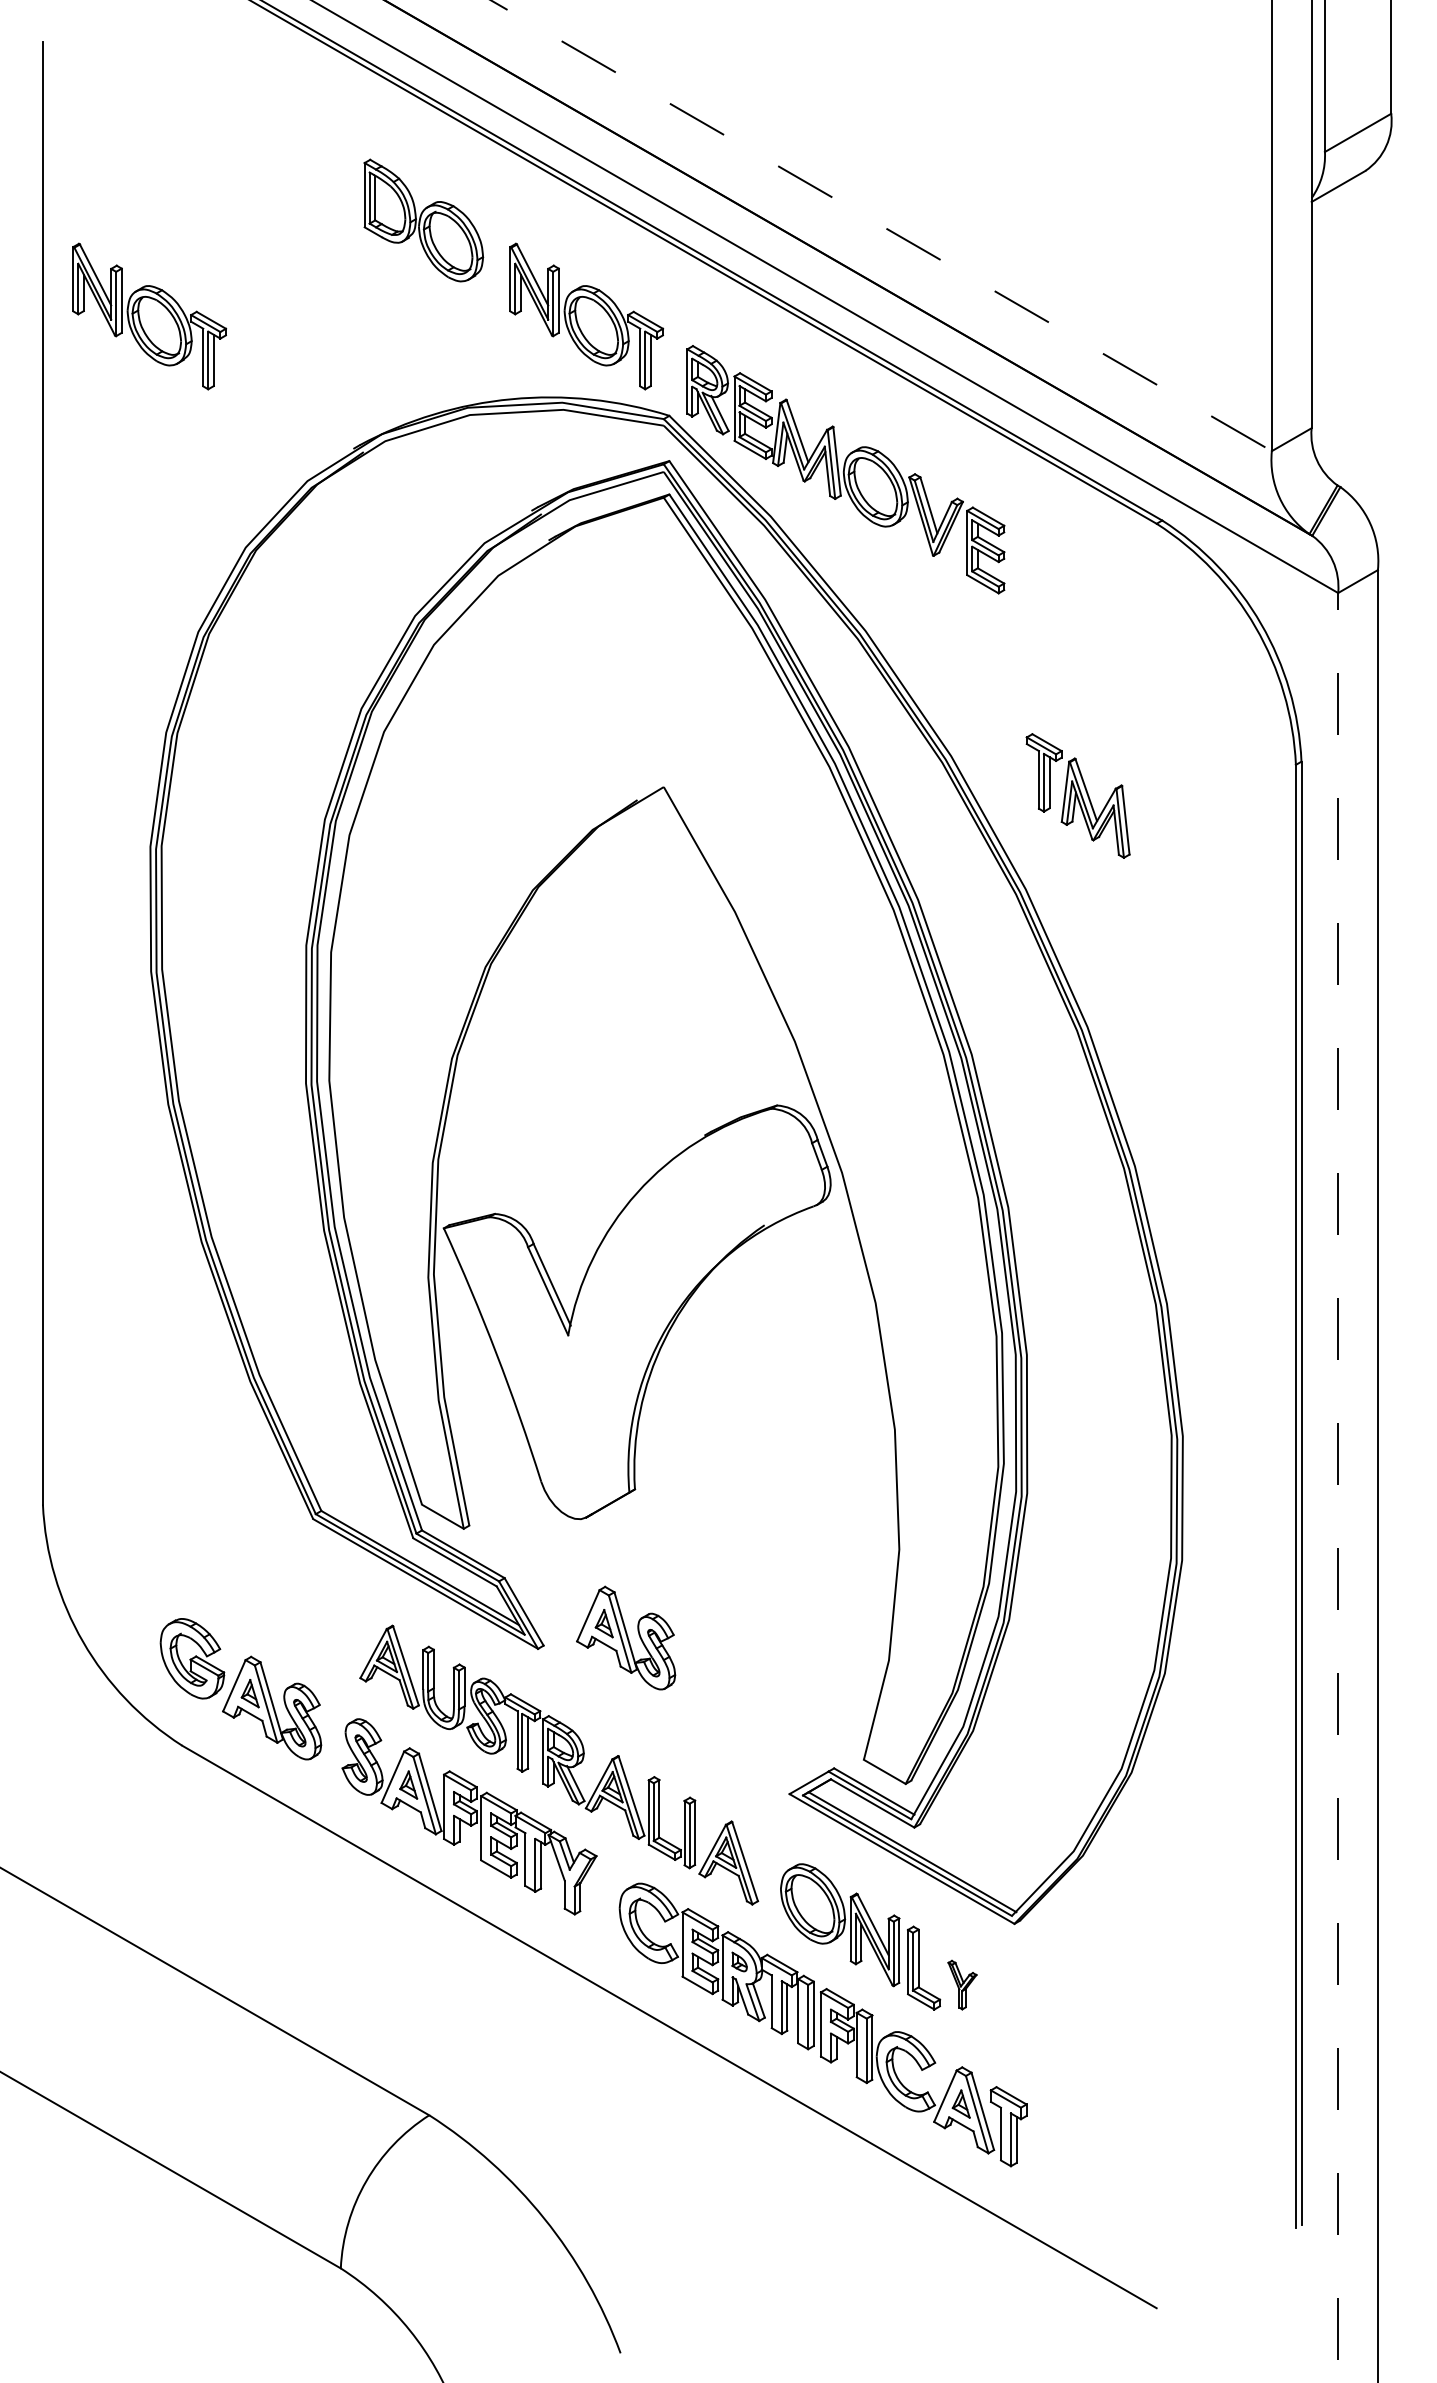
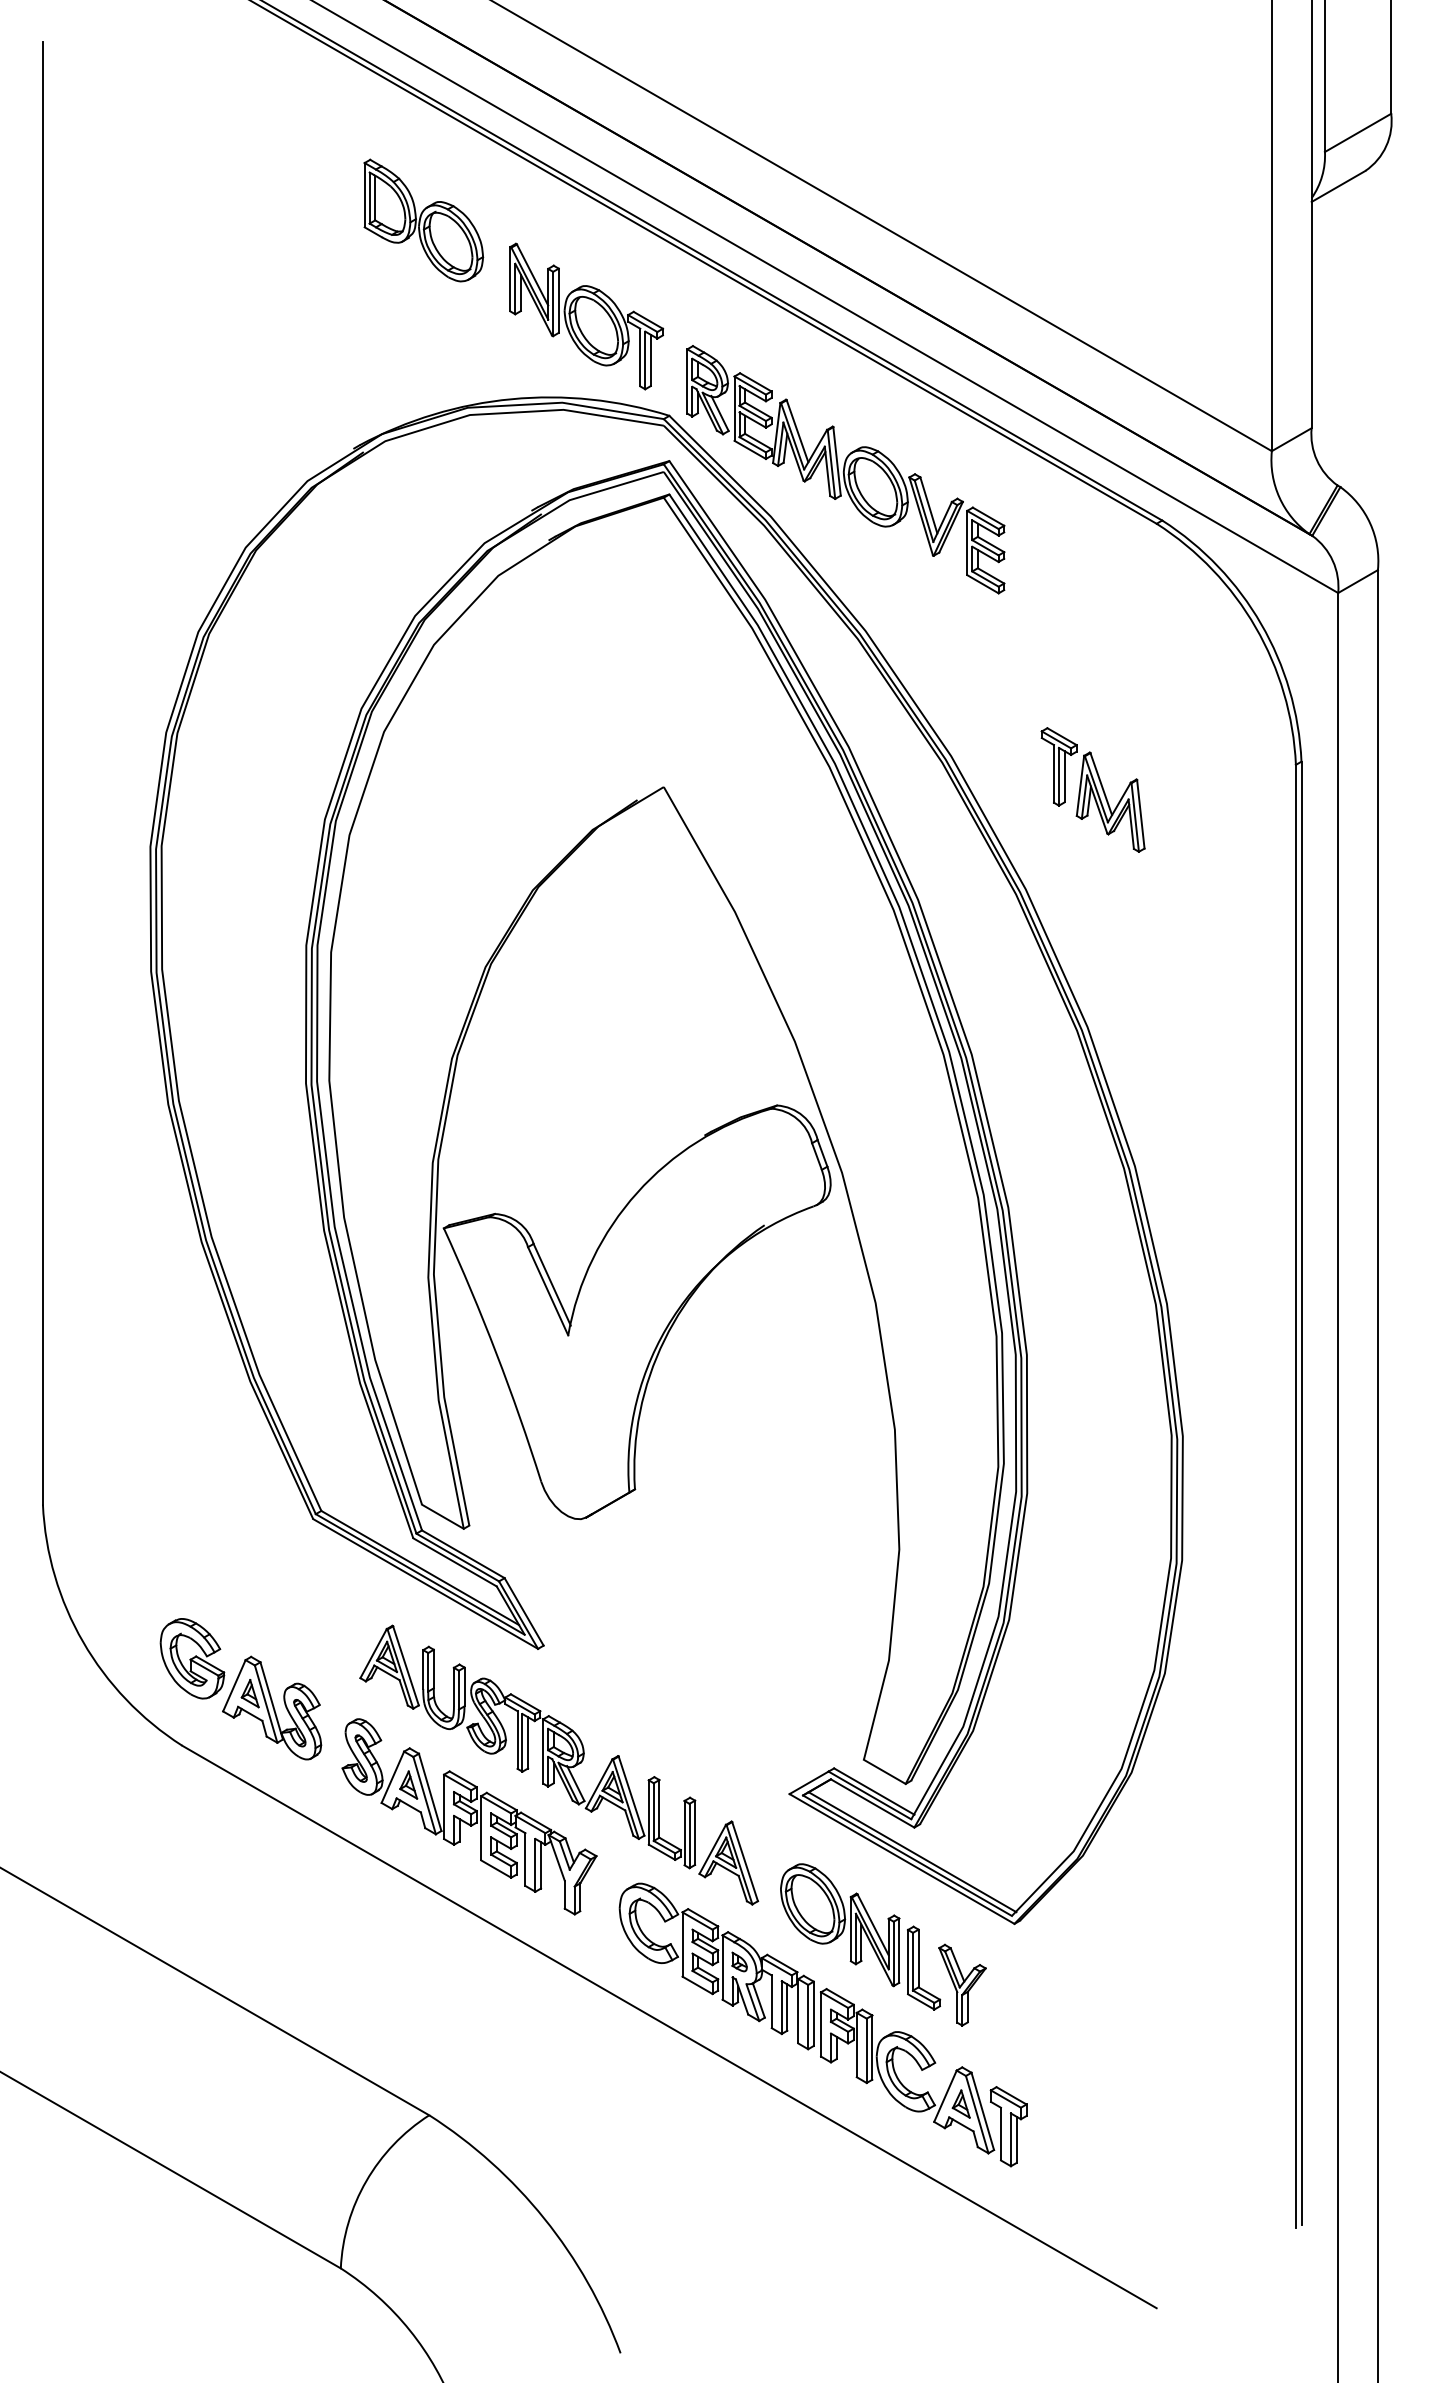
line: dashed -> solid (881, 225)
part: present -> none (149, 316)
part position: (1077, 795) -> (1092, 789) (1092, 789)
line: dashed -> solid (1338, 1487)
part: present -> none (626, 1637)
part size: 31x52 px -> 49x84 px (962, 1984)
